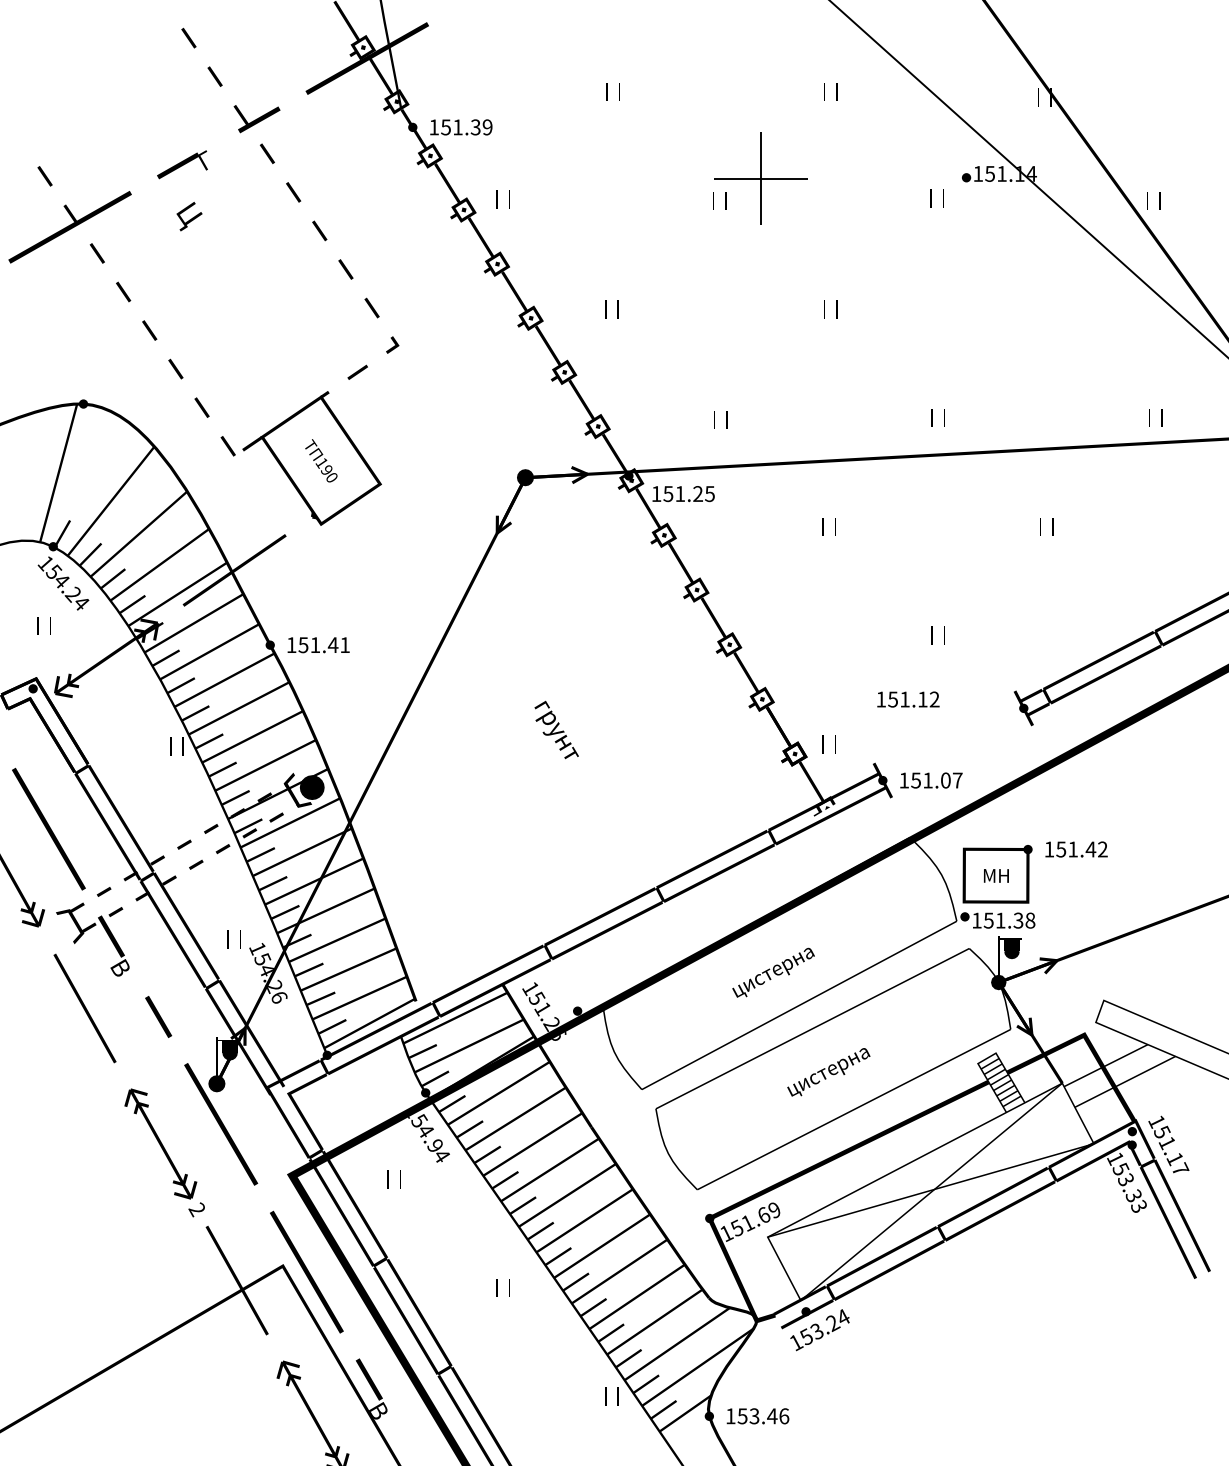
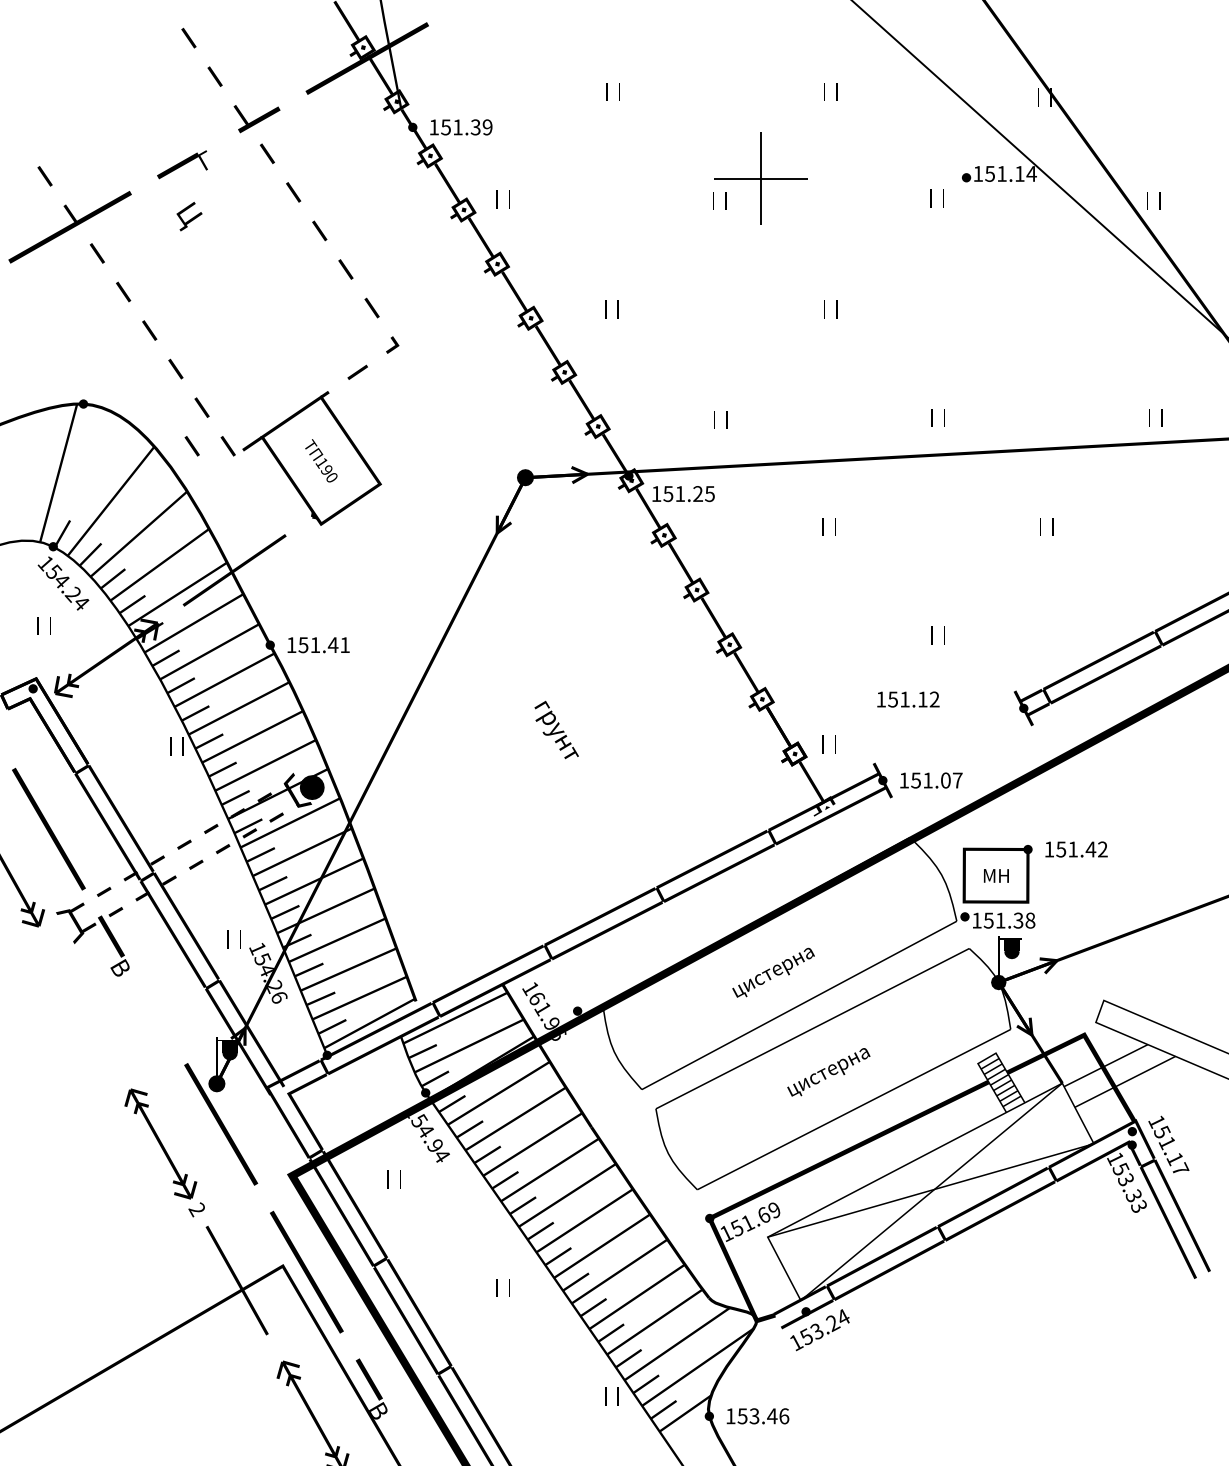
line position: (1028, 178) -> (1039, 168) (1039, 168)
line: none -> present (191, 446)
fill: present -> none (84, 1008)
text: 151.26 -> 161.96 (543, 1011)
fill: present -> none (158, 1016)
